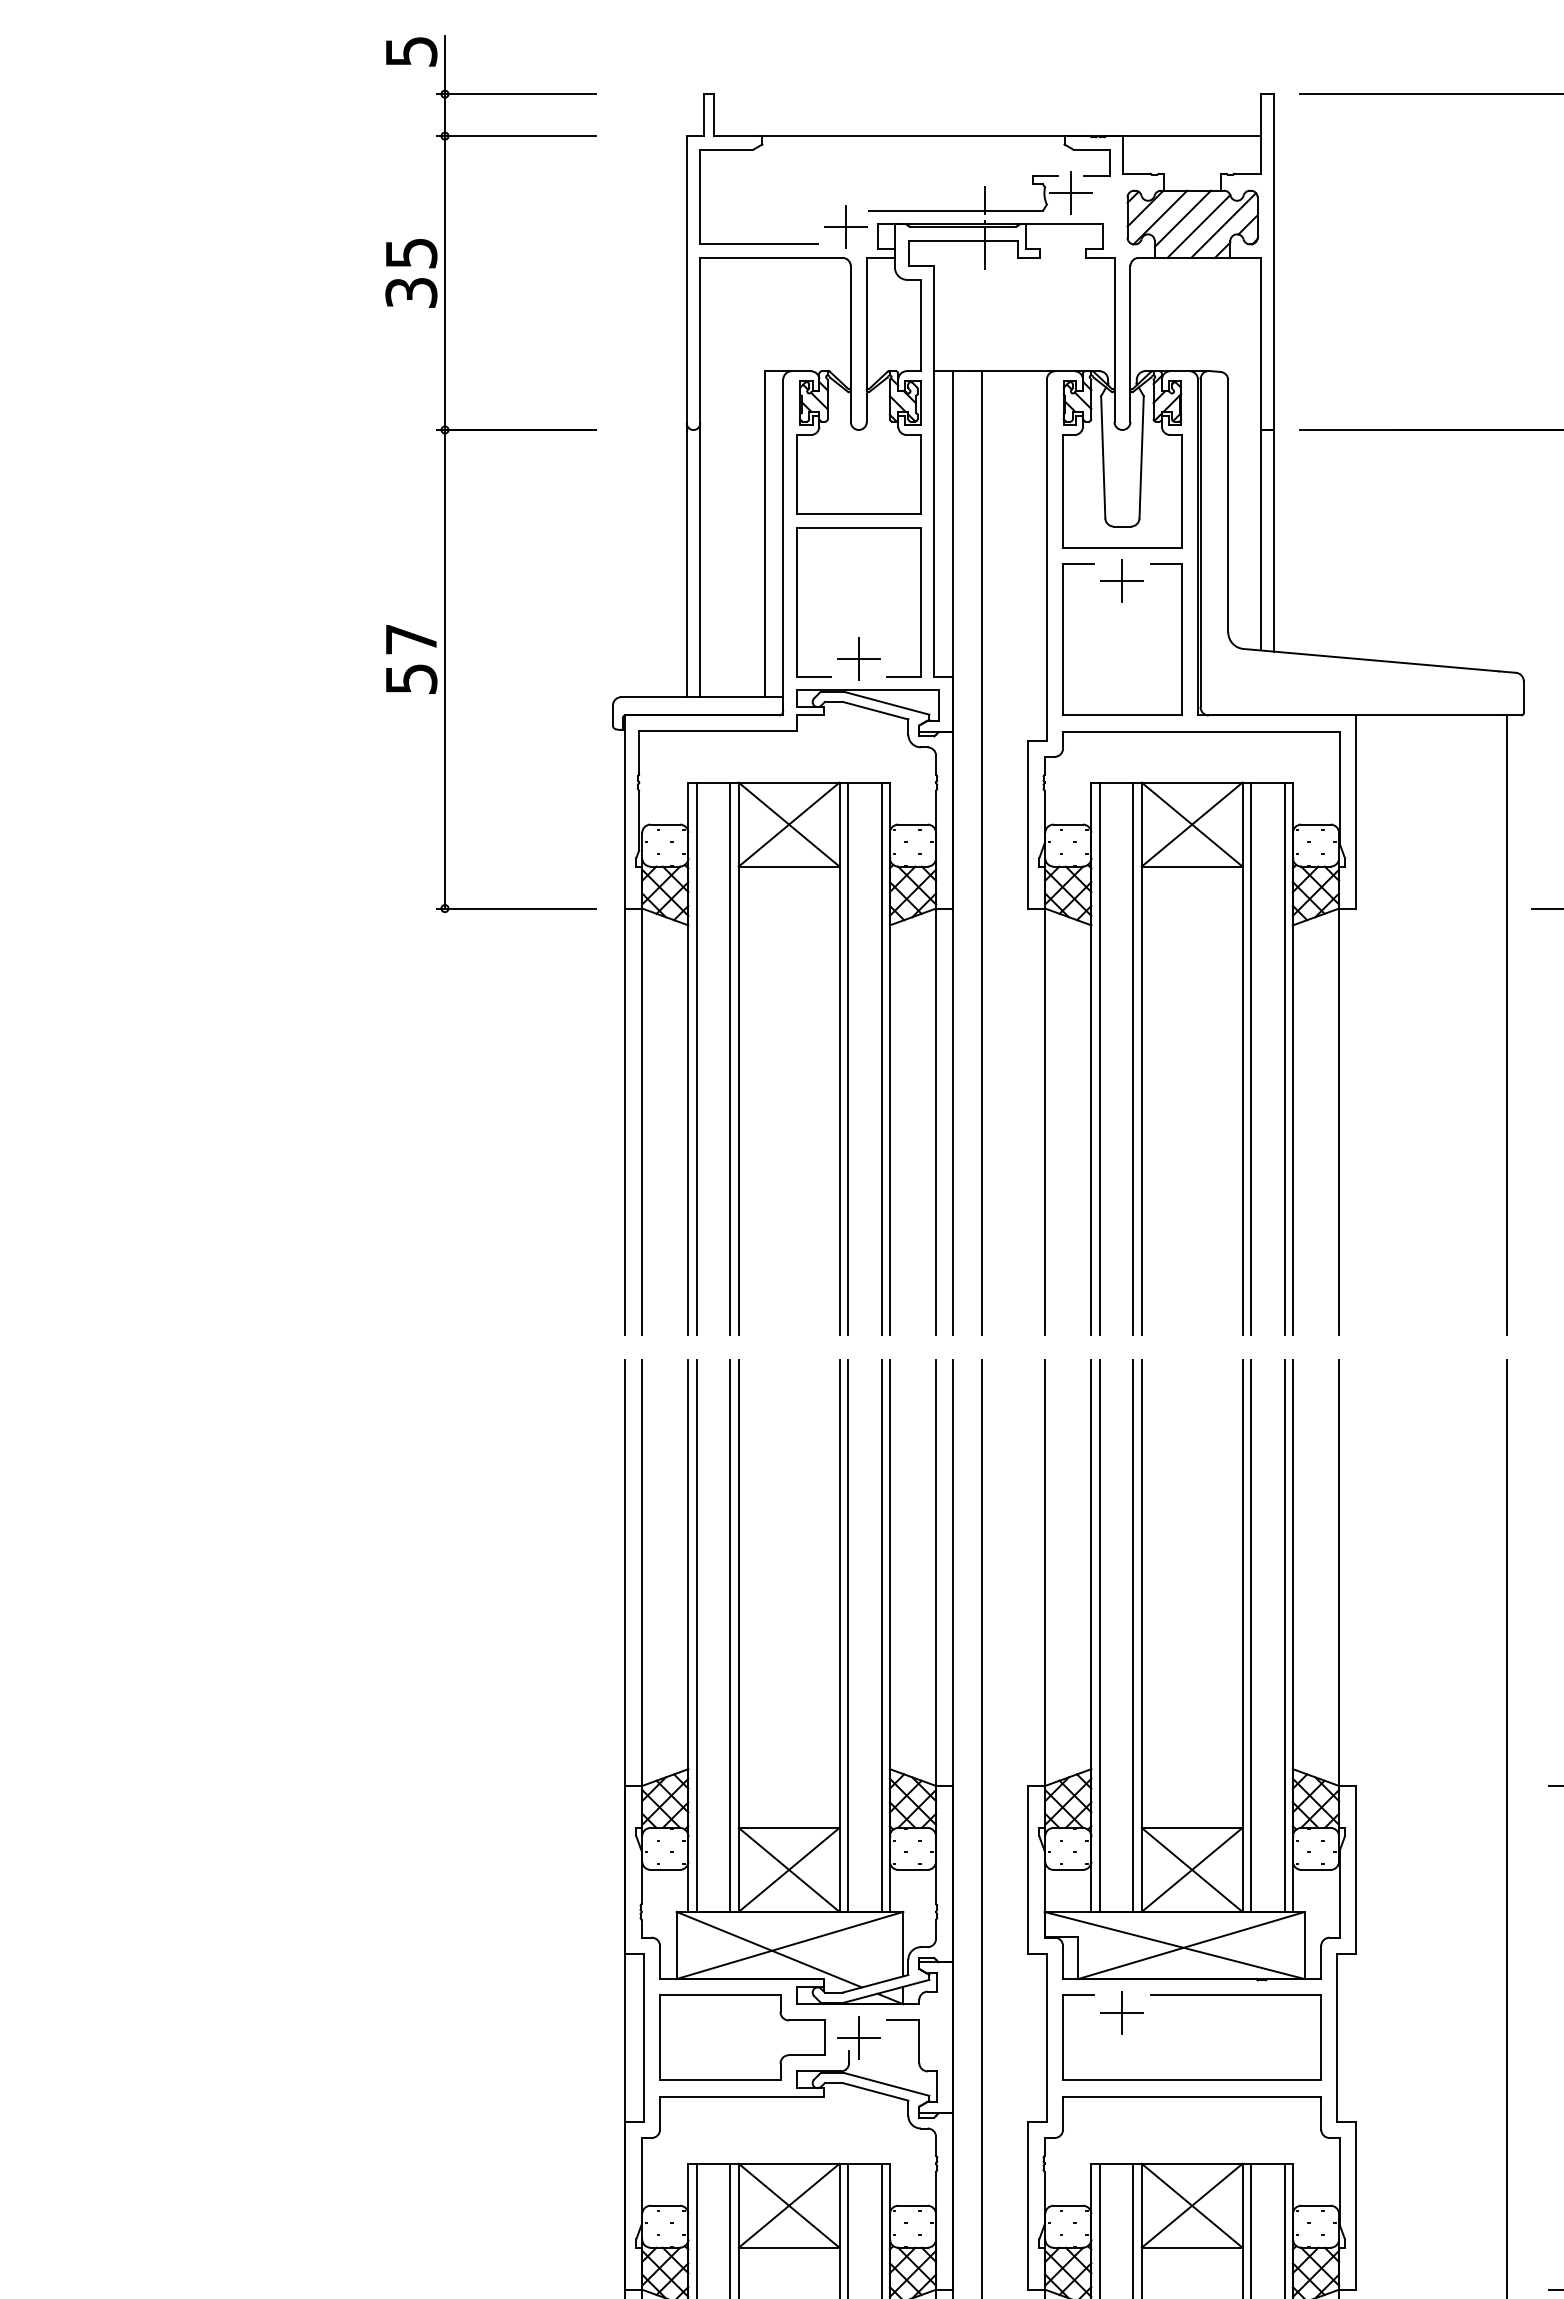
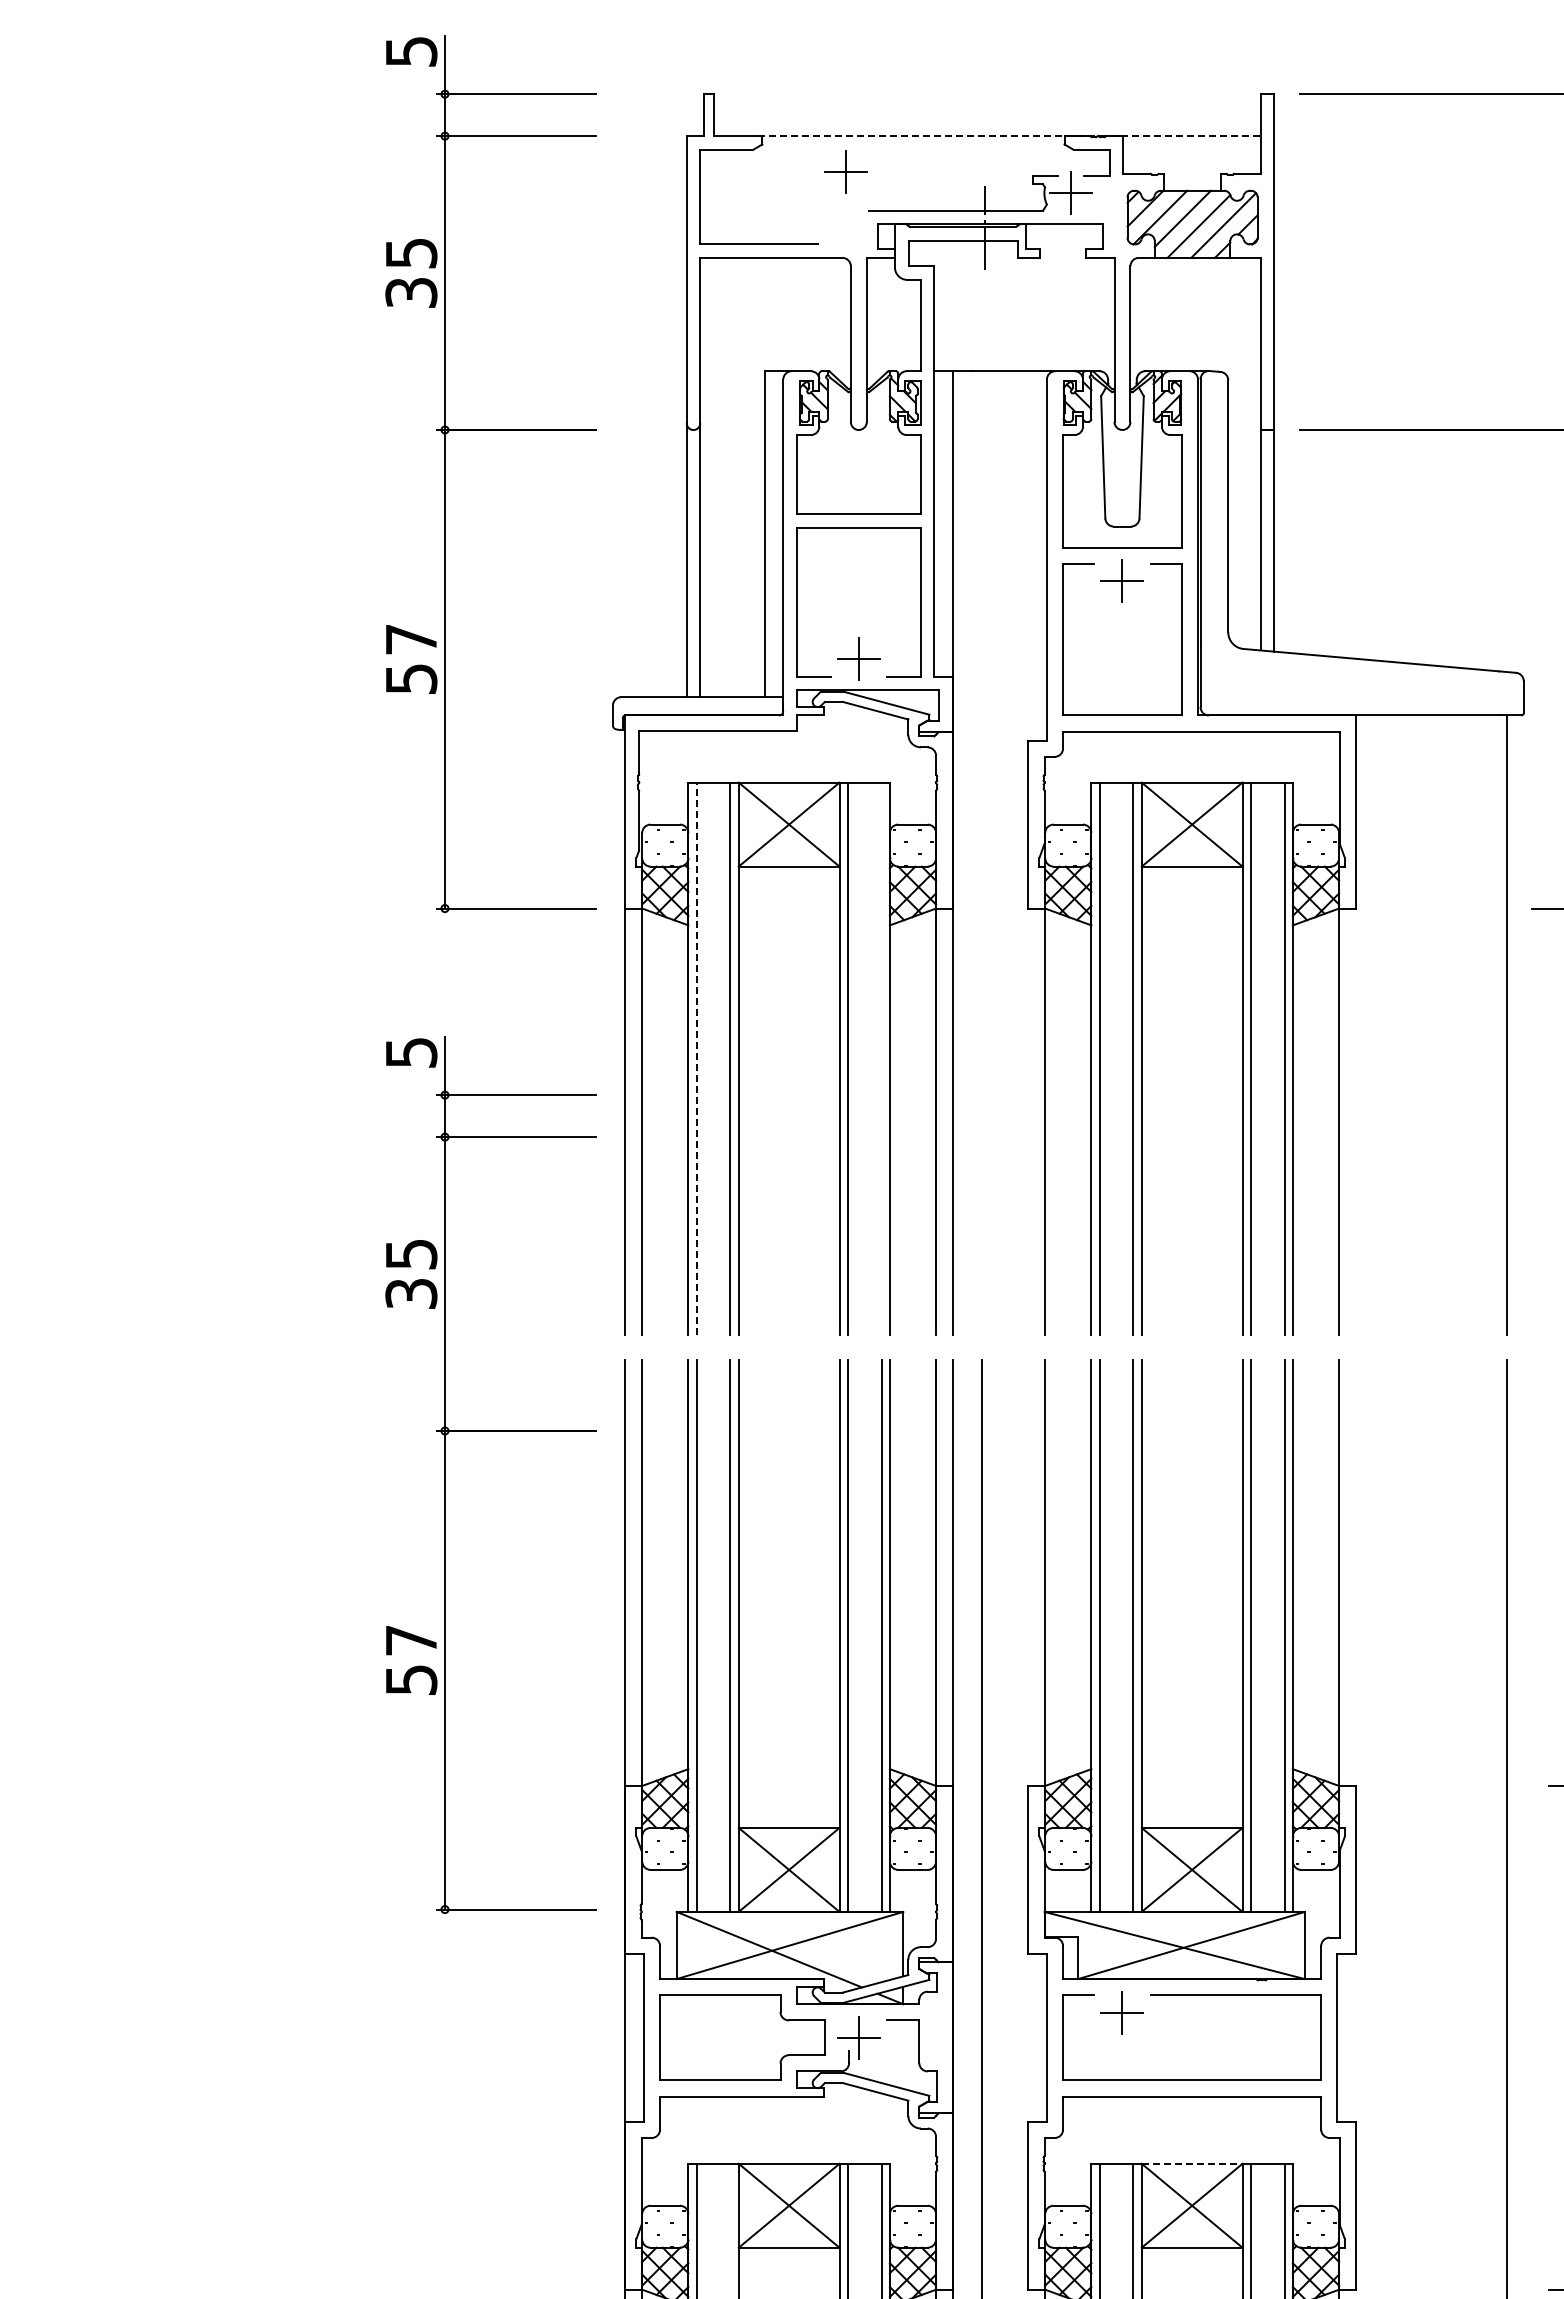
line: solid -> dashed (1009, 136)
part position: (845, 226) -> (845, 171) (845, 171)
line: present -> none (982, 852)
line: solid -> dashed (696, 1058)
line: present -> none (881, 1058)
part: none -> present (490, 1431)
line: solid -> dashed (1192, 2163)
line: present -> none (730, 2229)
